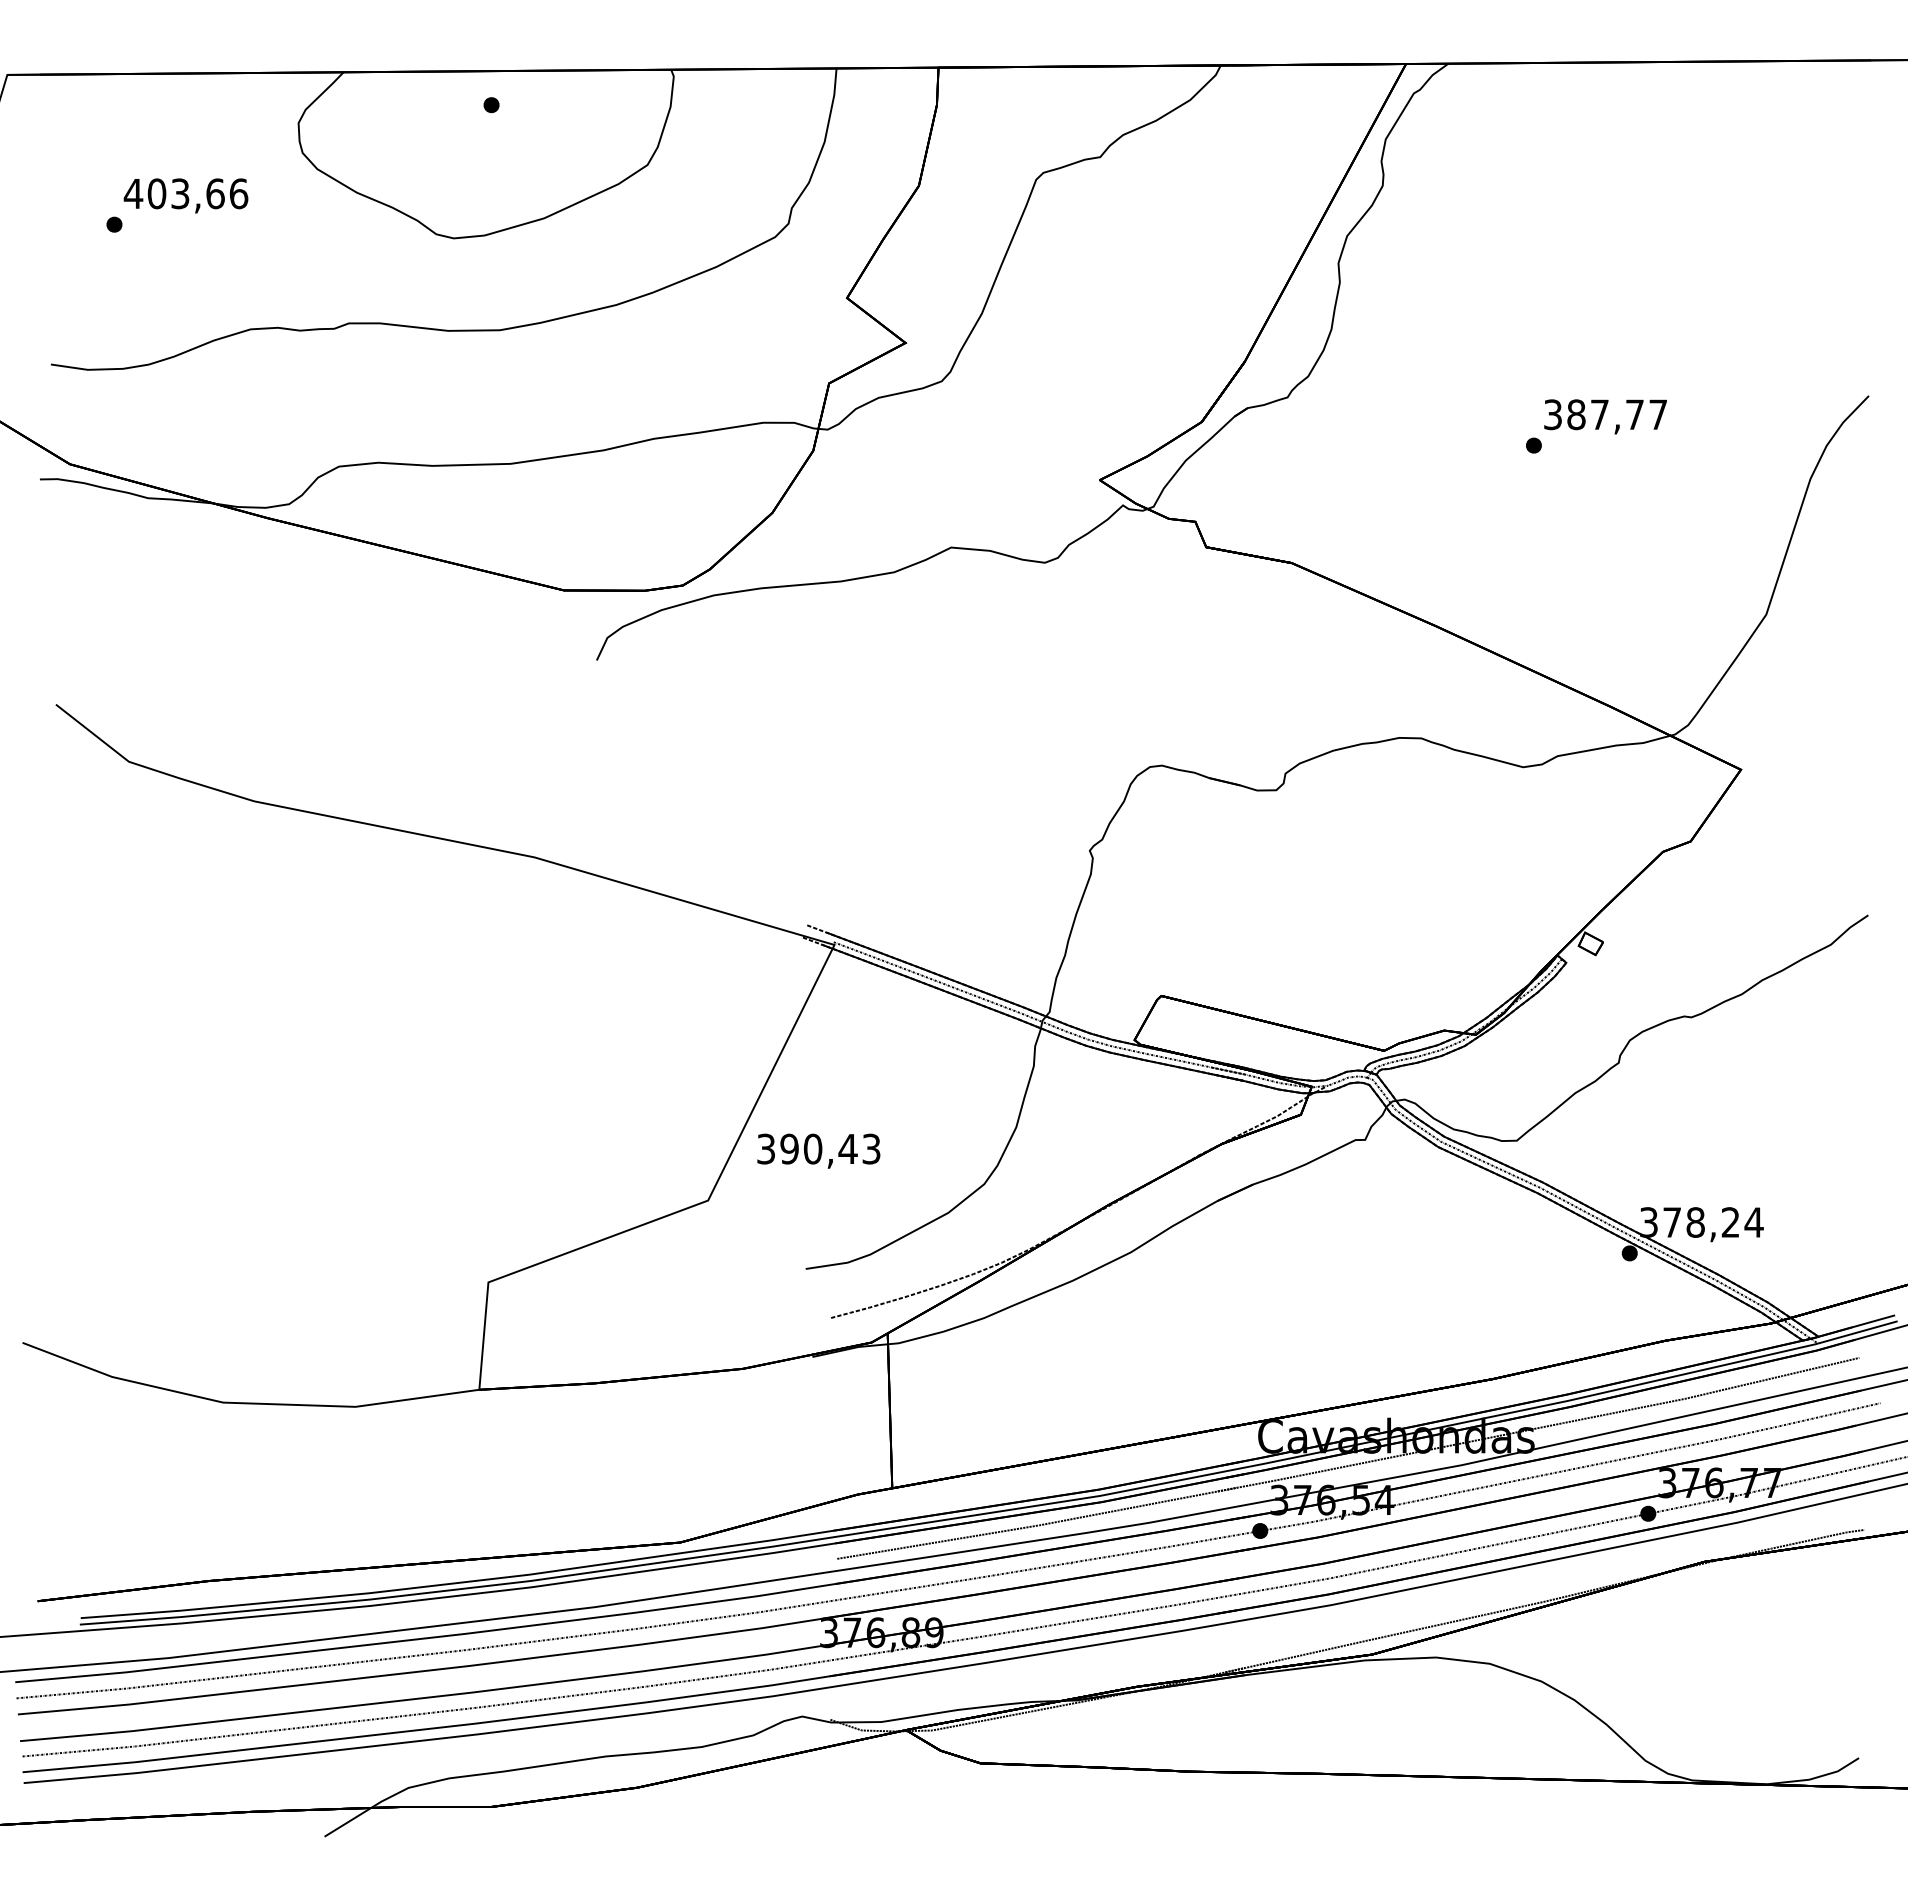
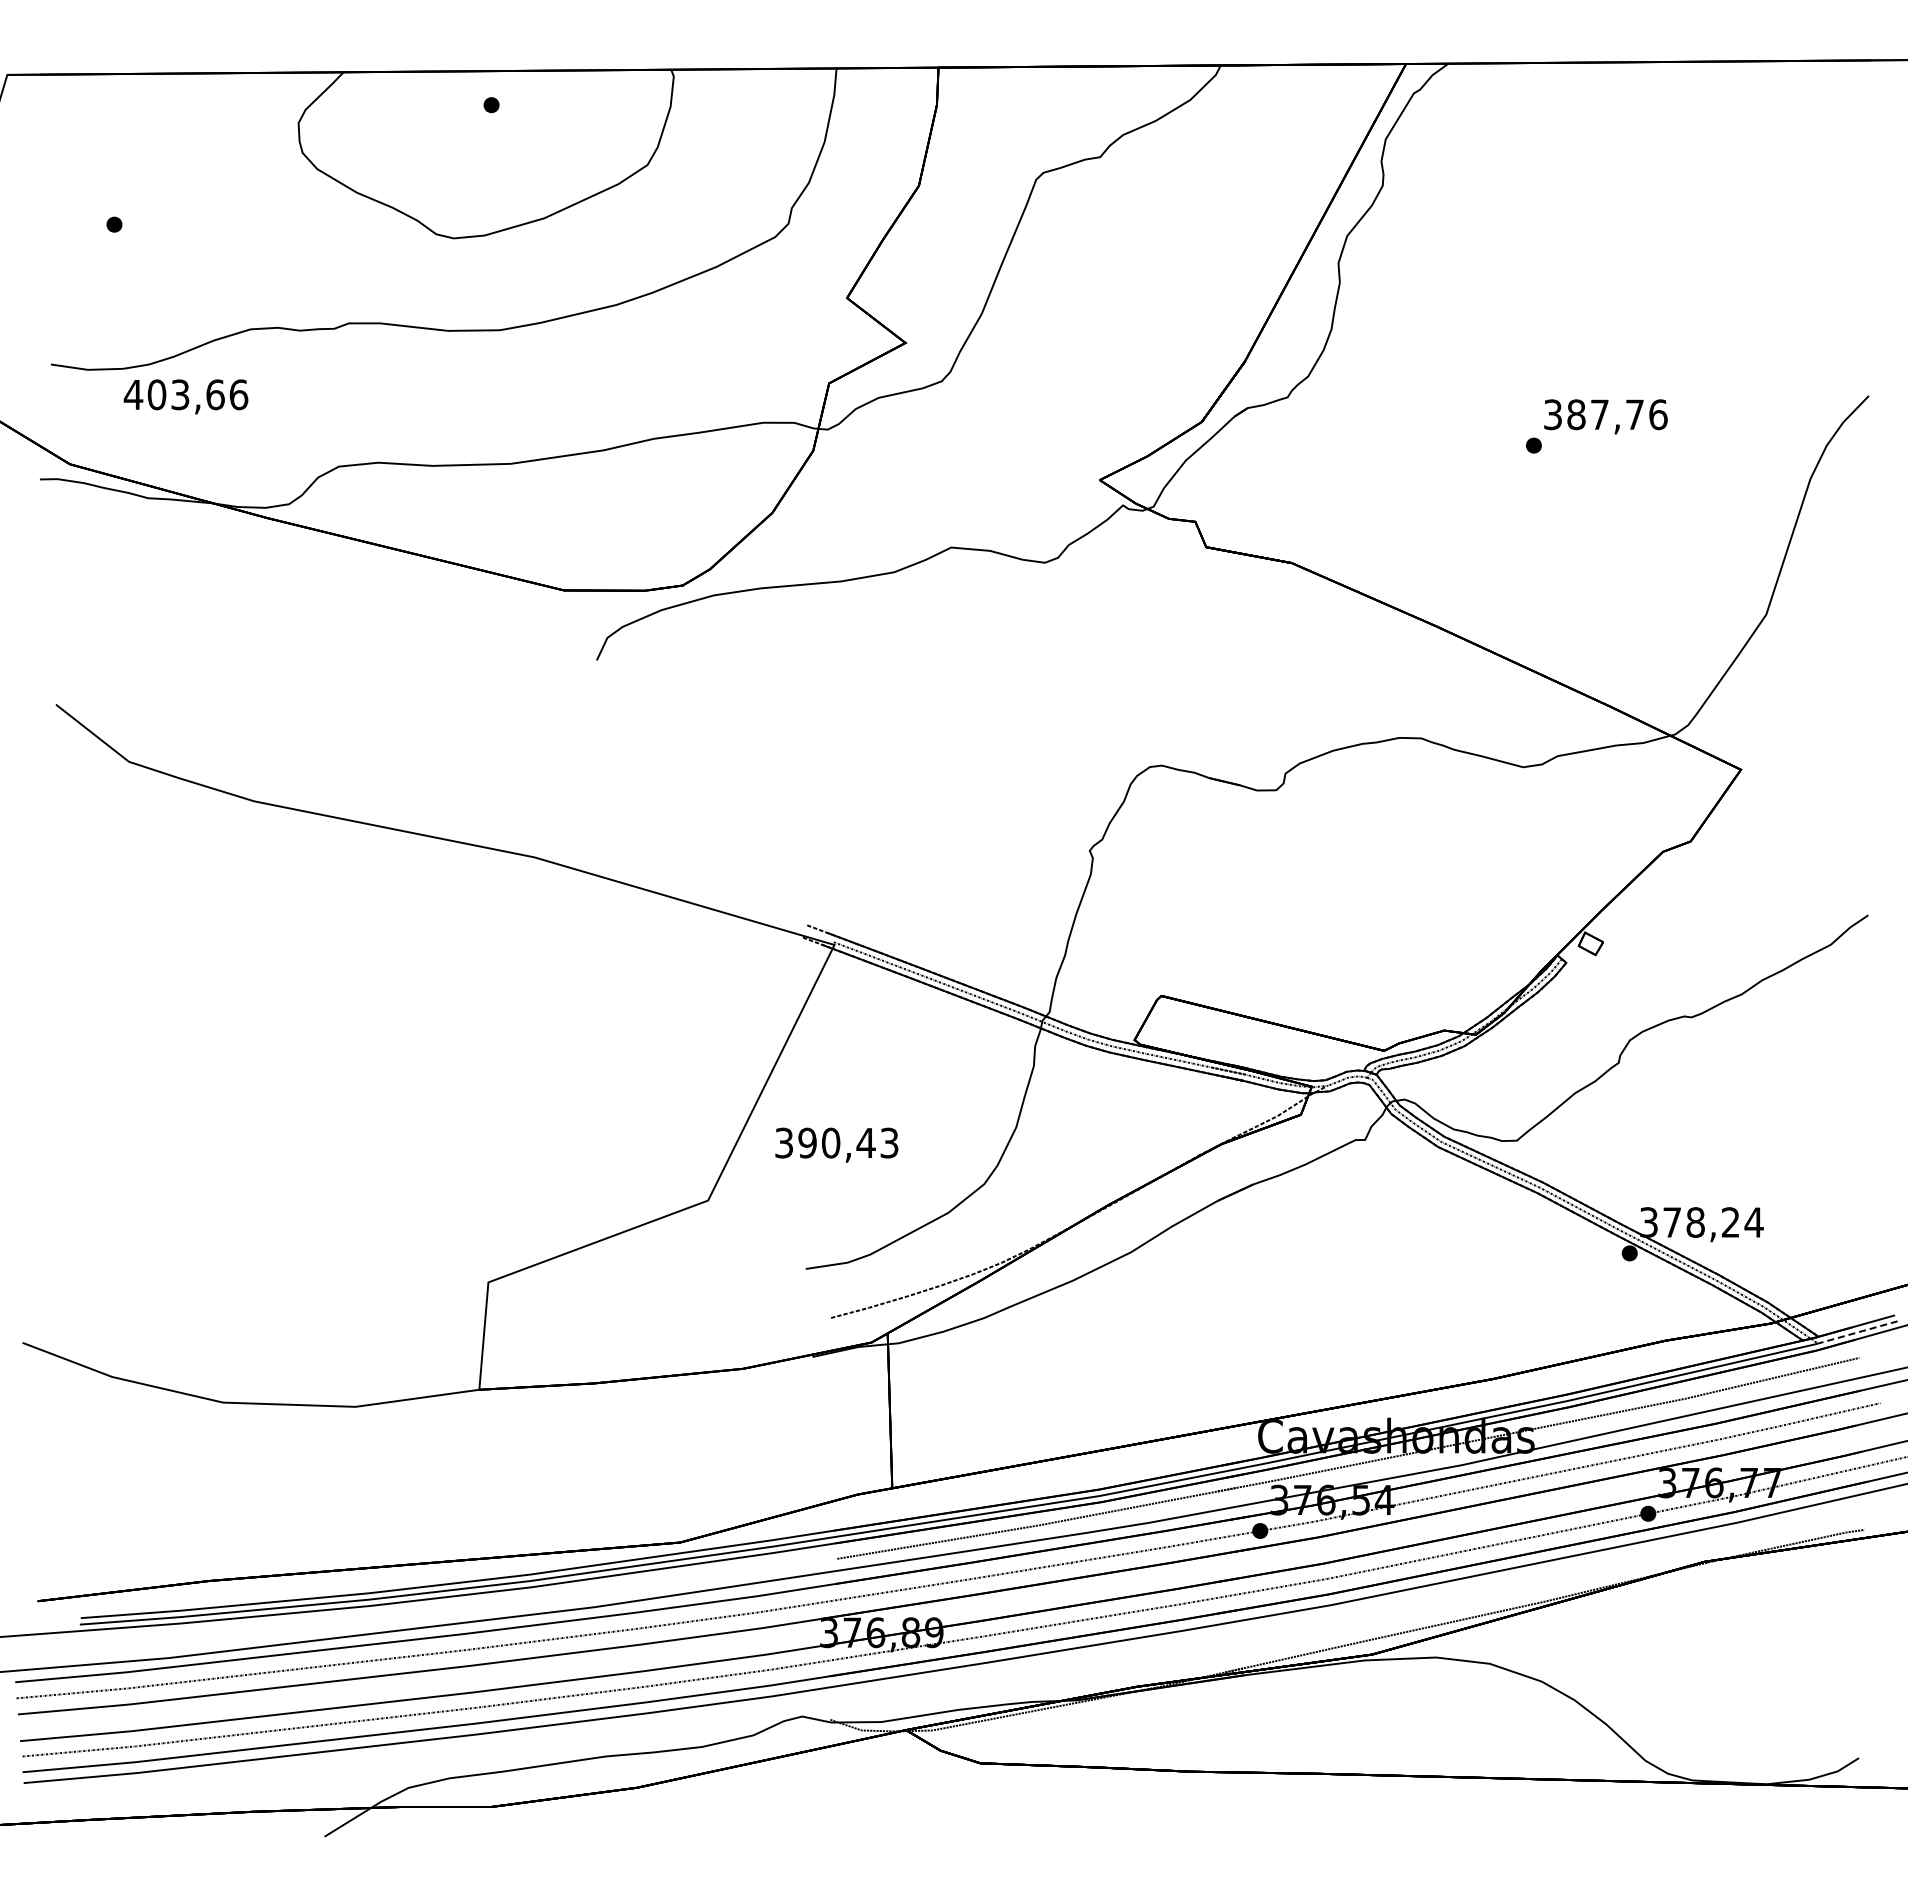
text position: (185, 195) -> (185, 396) (185, 396)
text: 387,77 -> 387,76 (1658, 414)
text position: (818, 1150) -> (836, 1144) (836, 1144)
line: solid -> dashed (1857, 1332)
